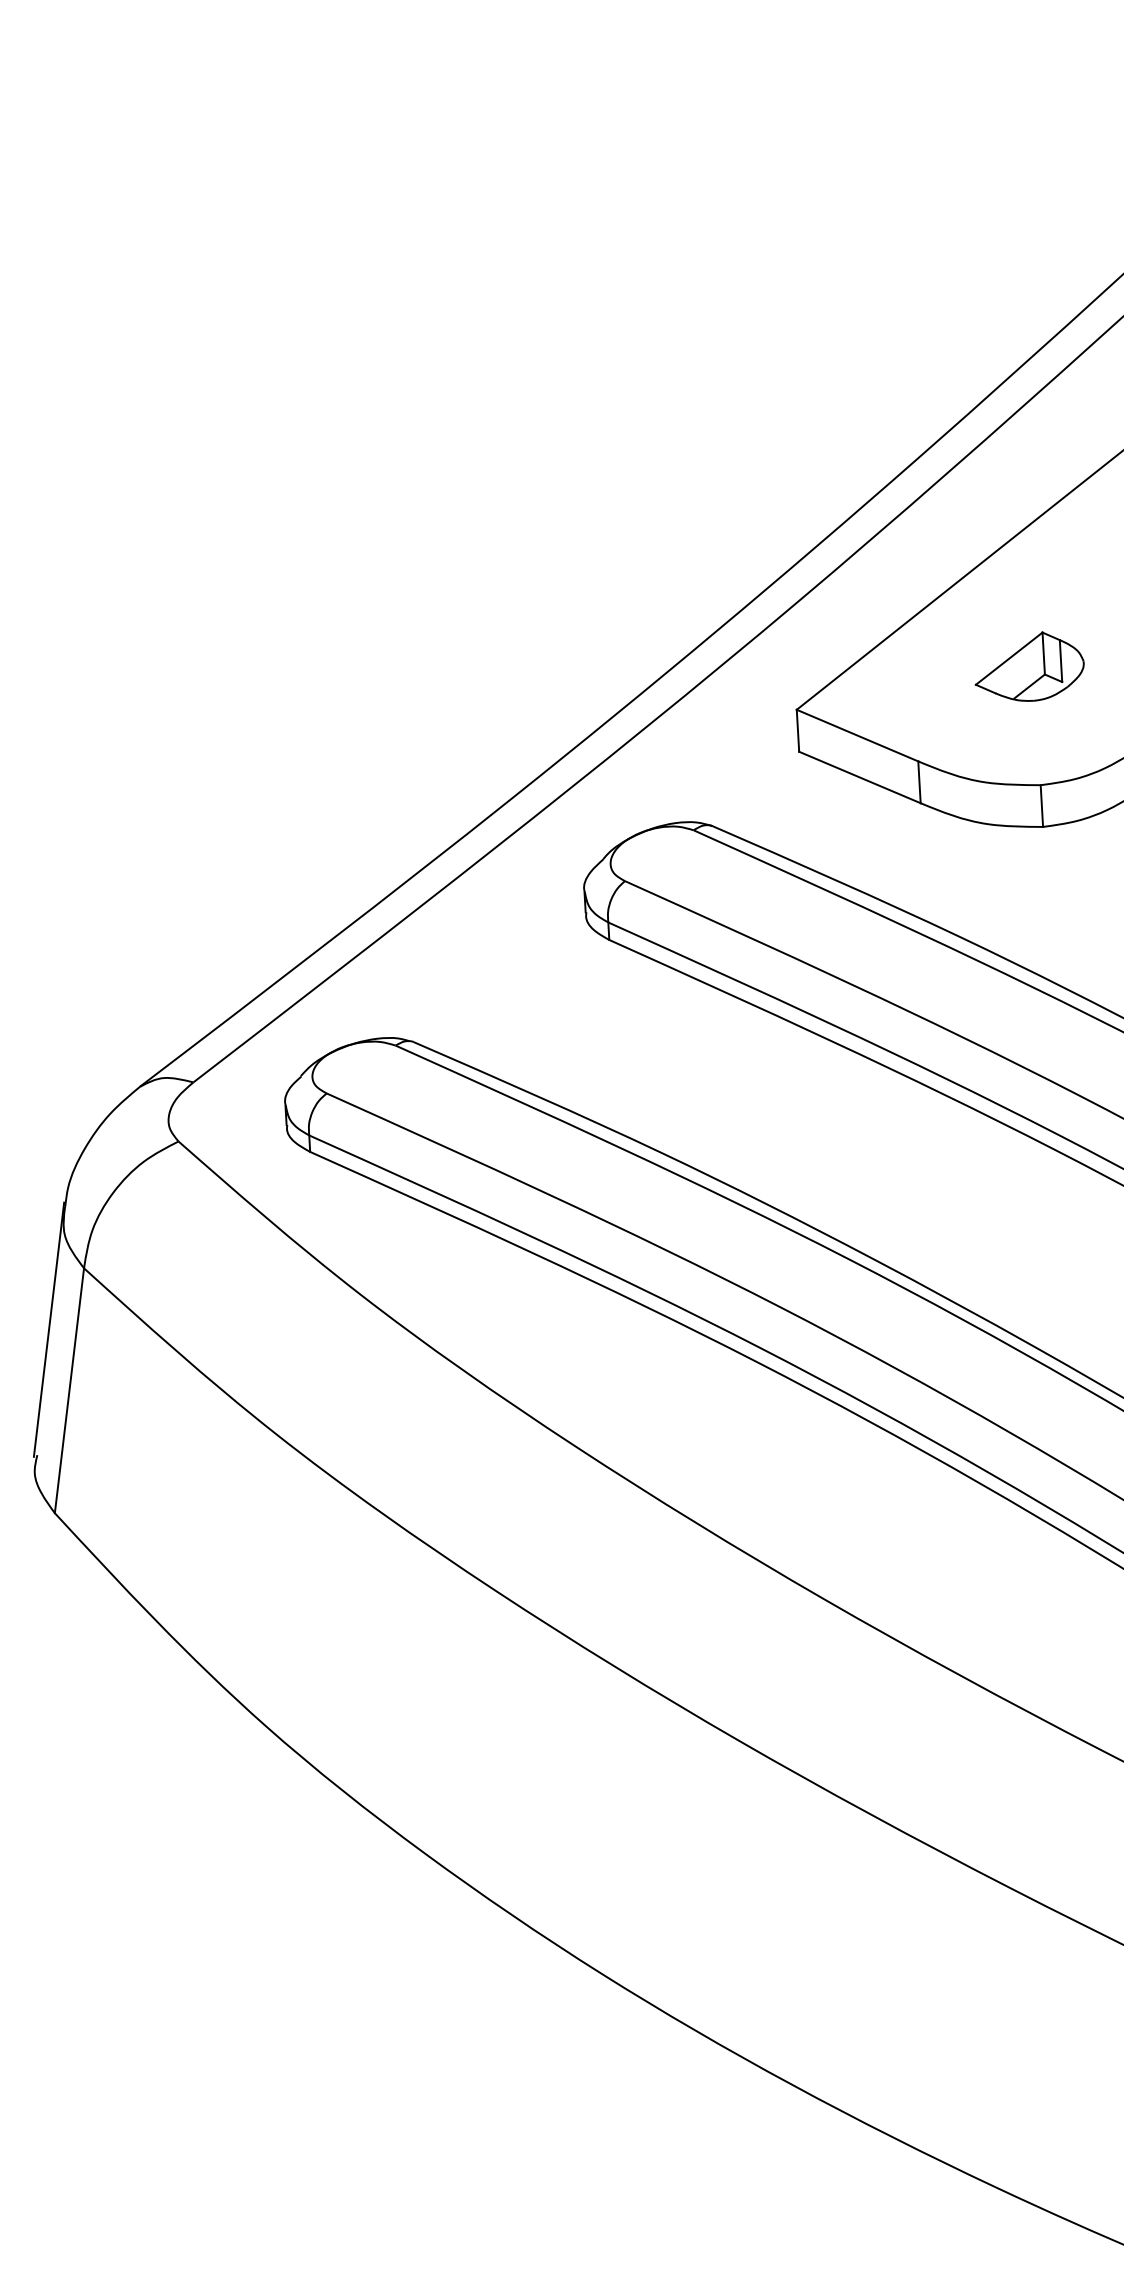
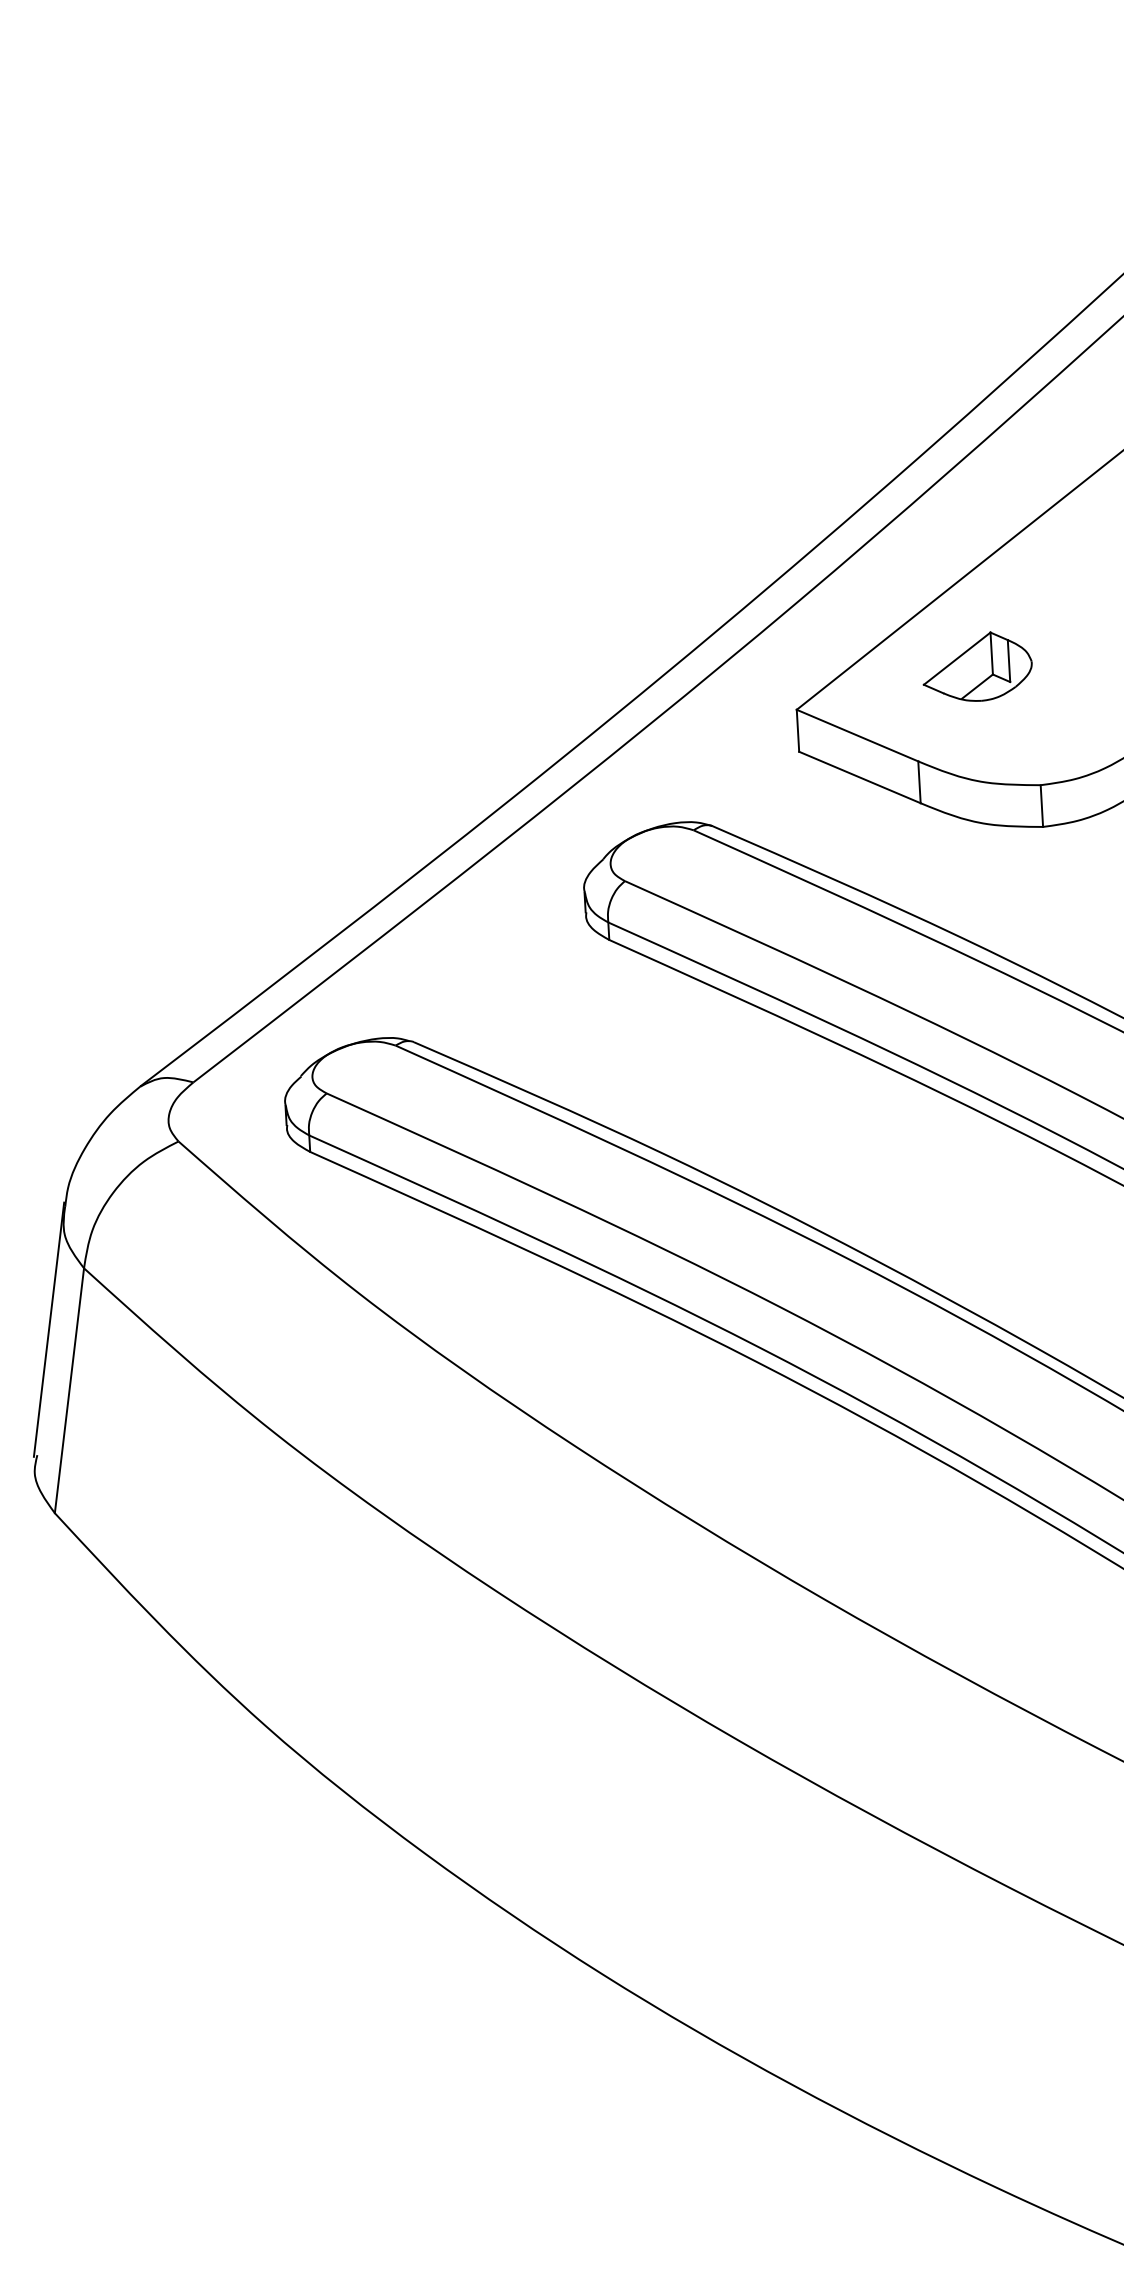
part position: (1029, 666) -> (977, 666) (977, 666)
